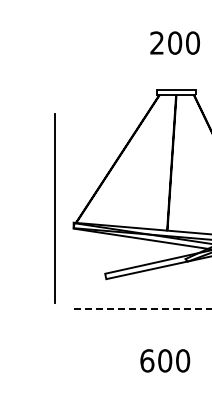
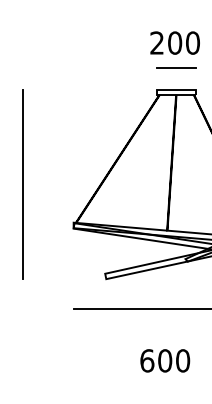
line: none -> present (176, 68)
line position: (54, 208) -> (22, 184) (22, 184)
line: dashed -> solid (142, 309)
